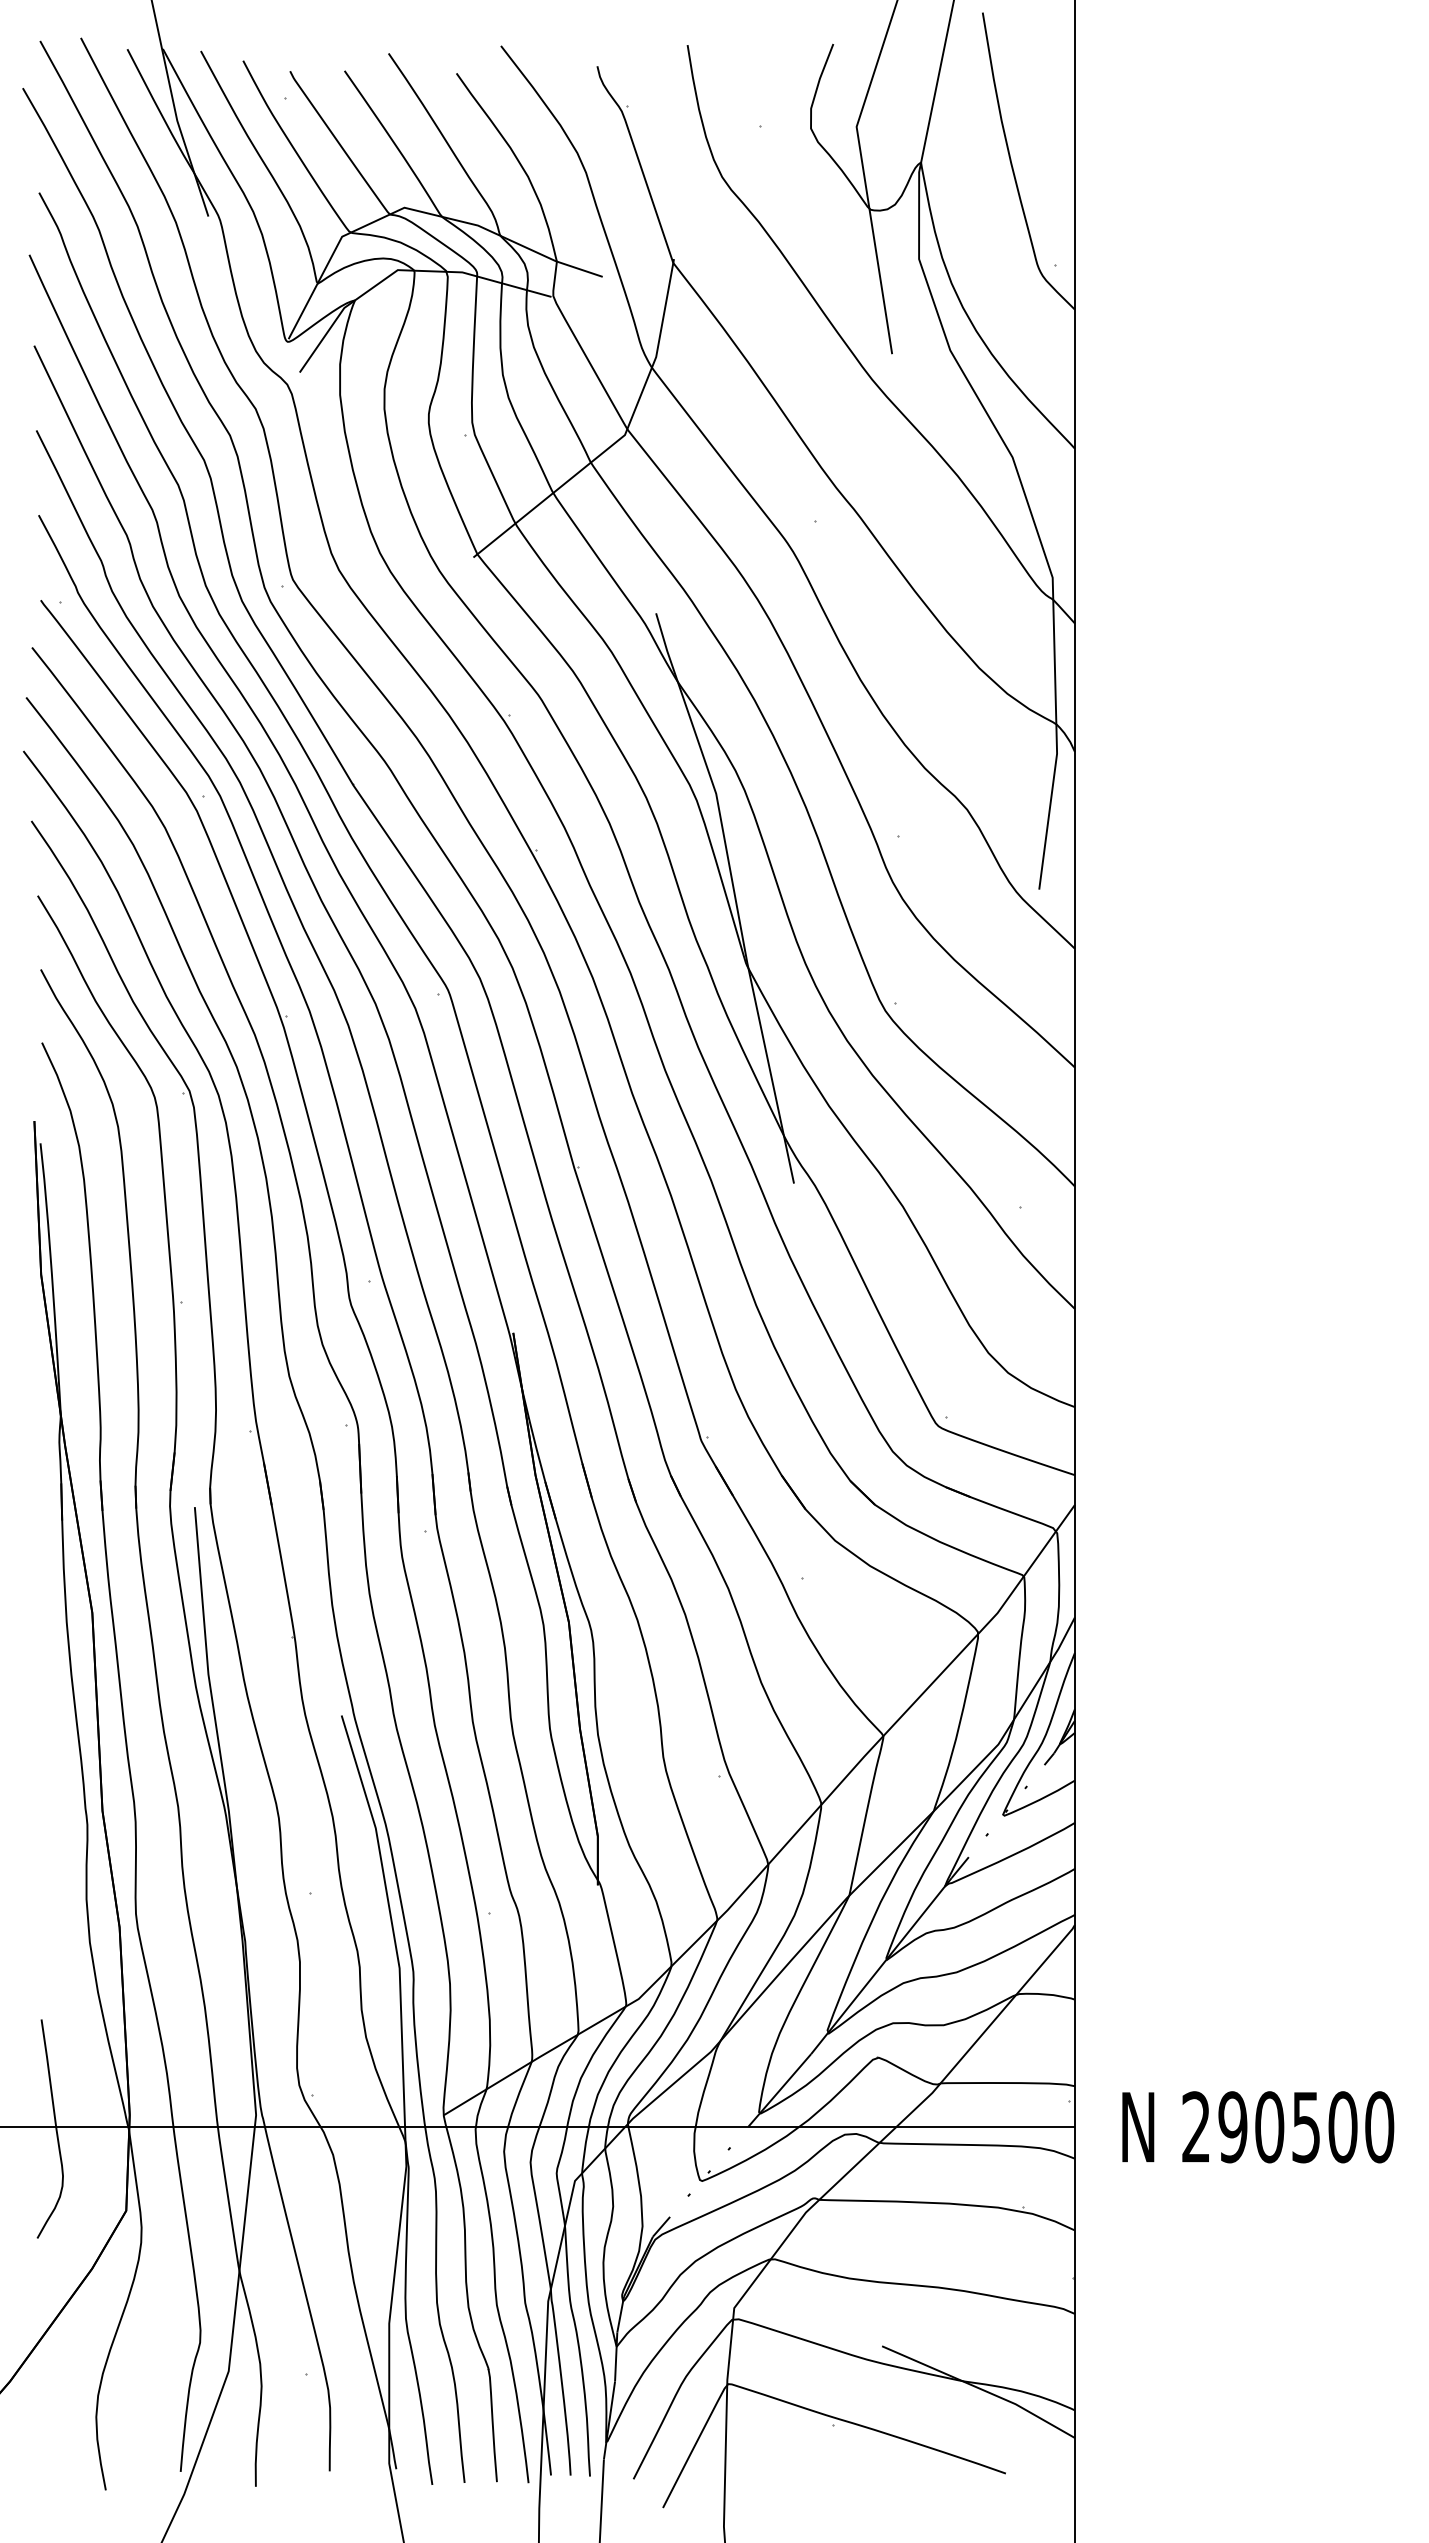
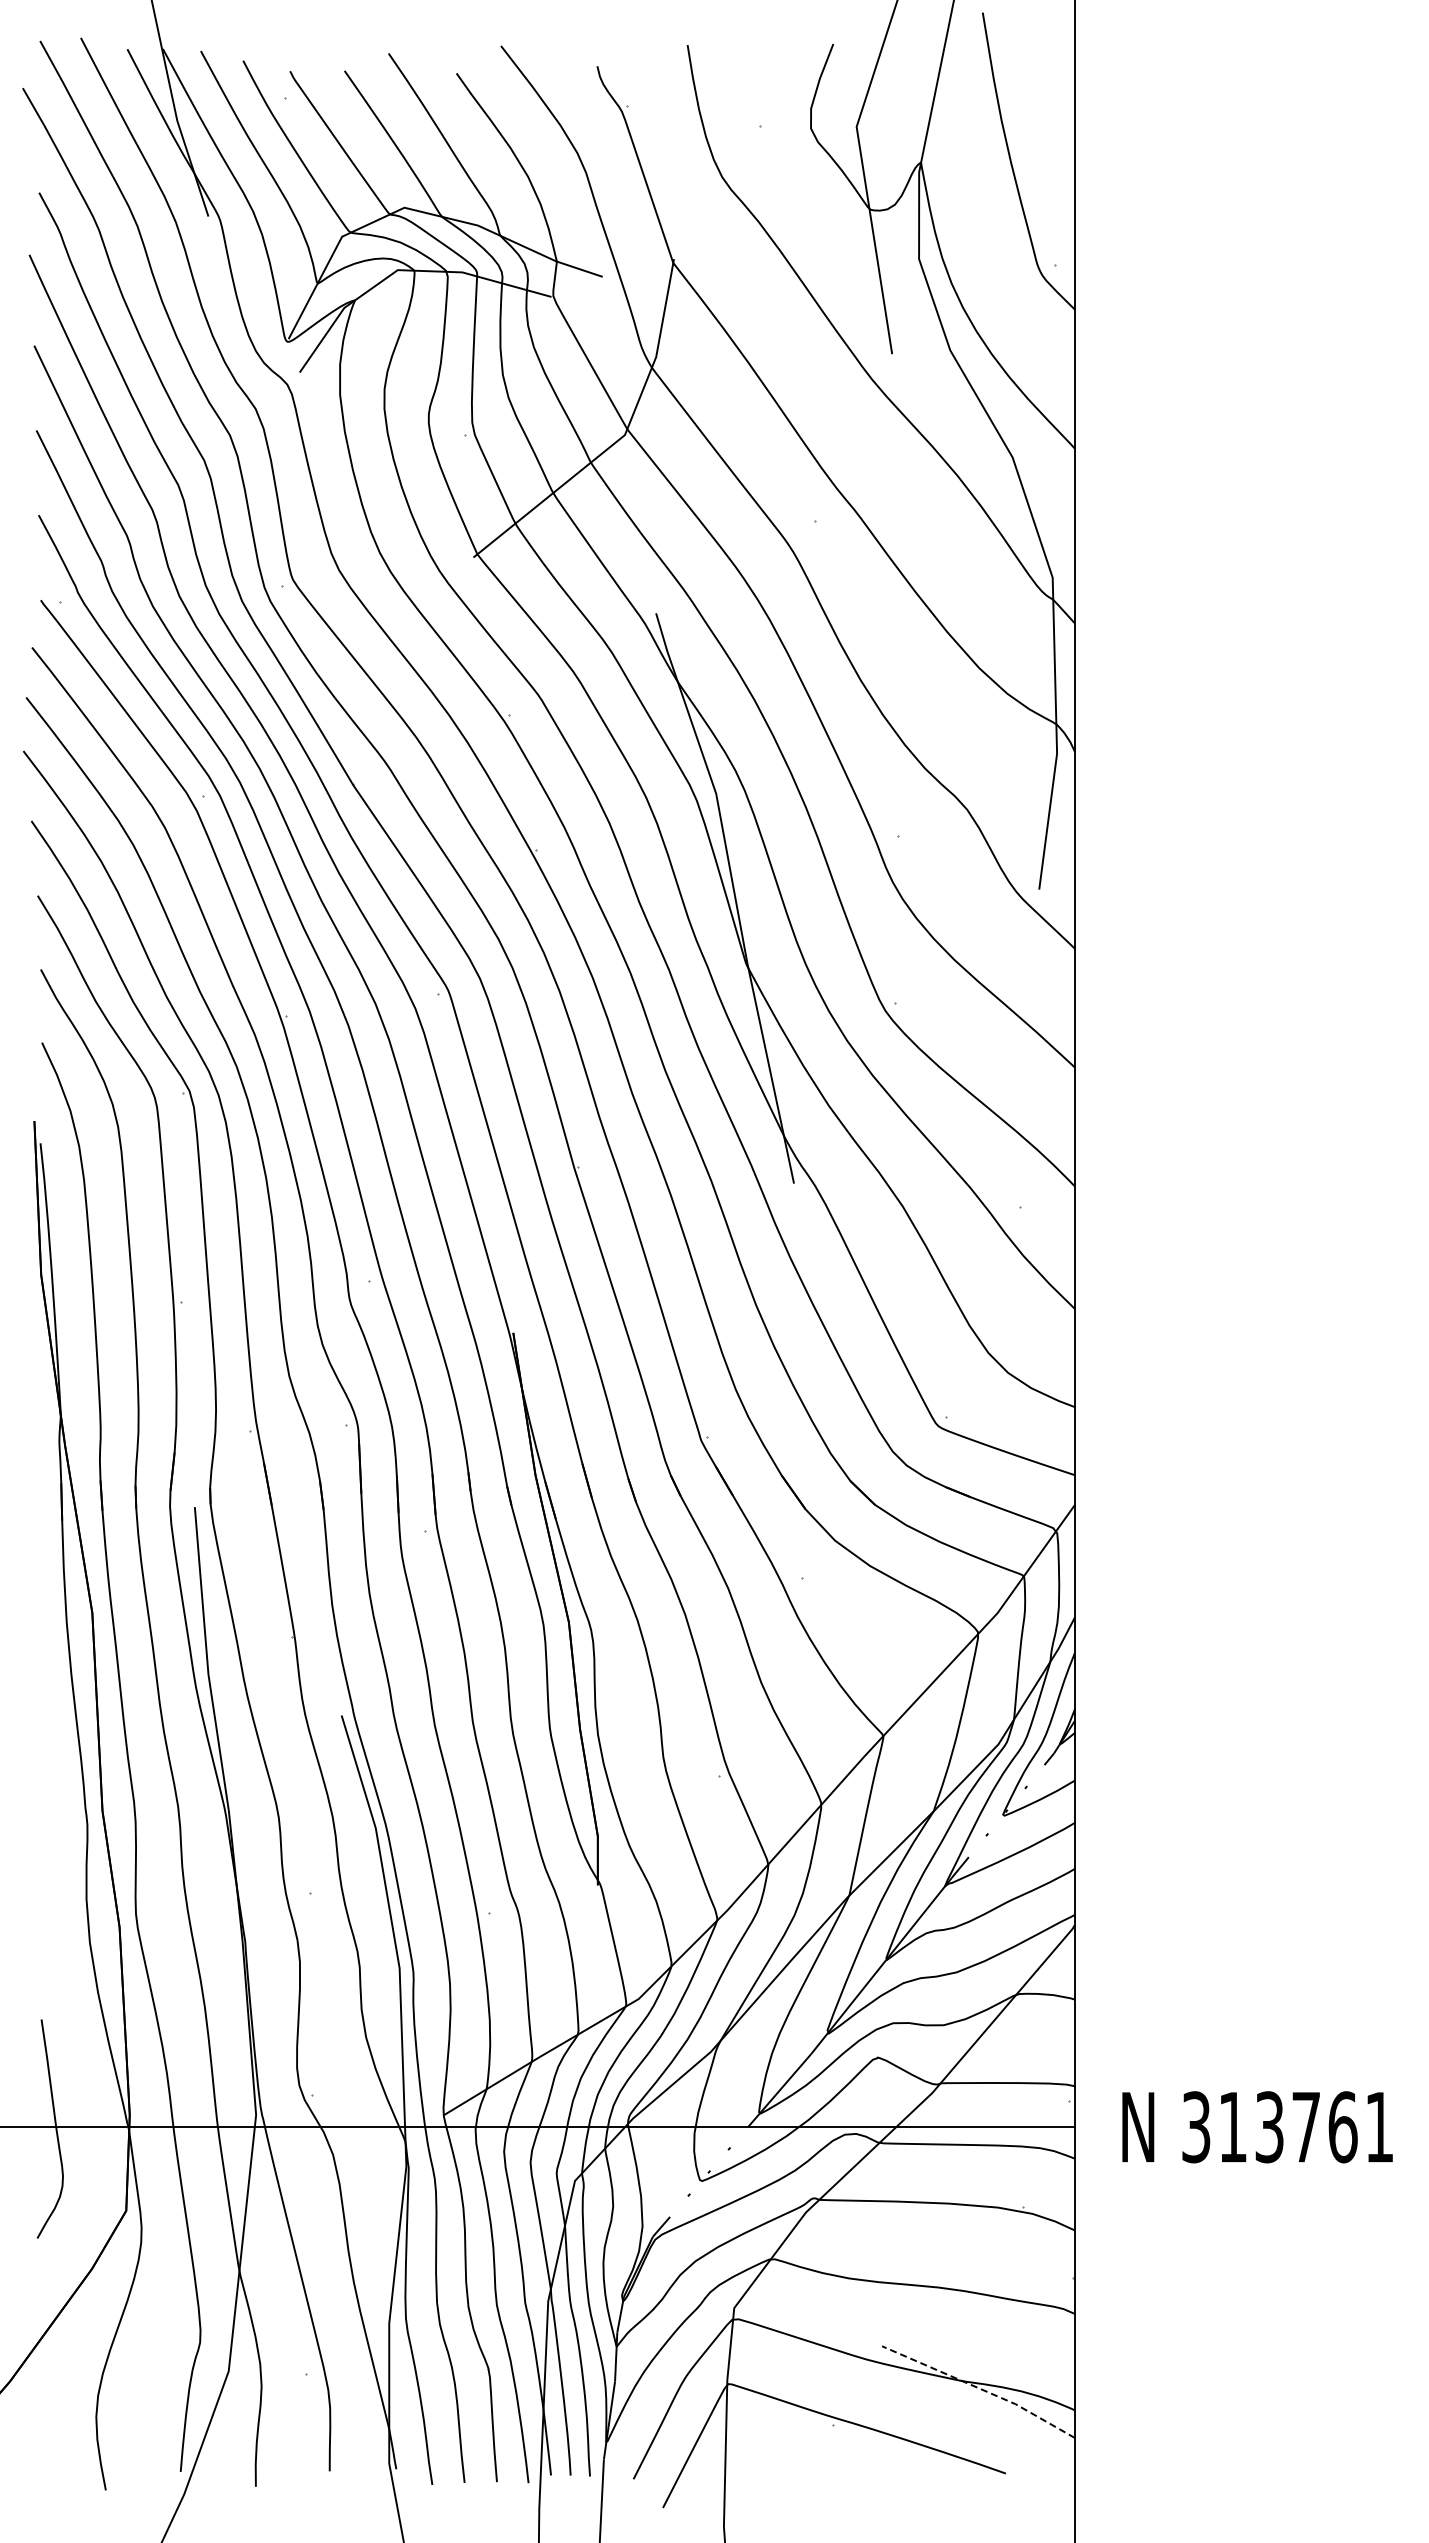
text: 290500 -> 313761 (1288, 2127)
line: solid -> dashed (980, 2389)
